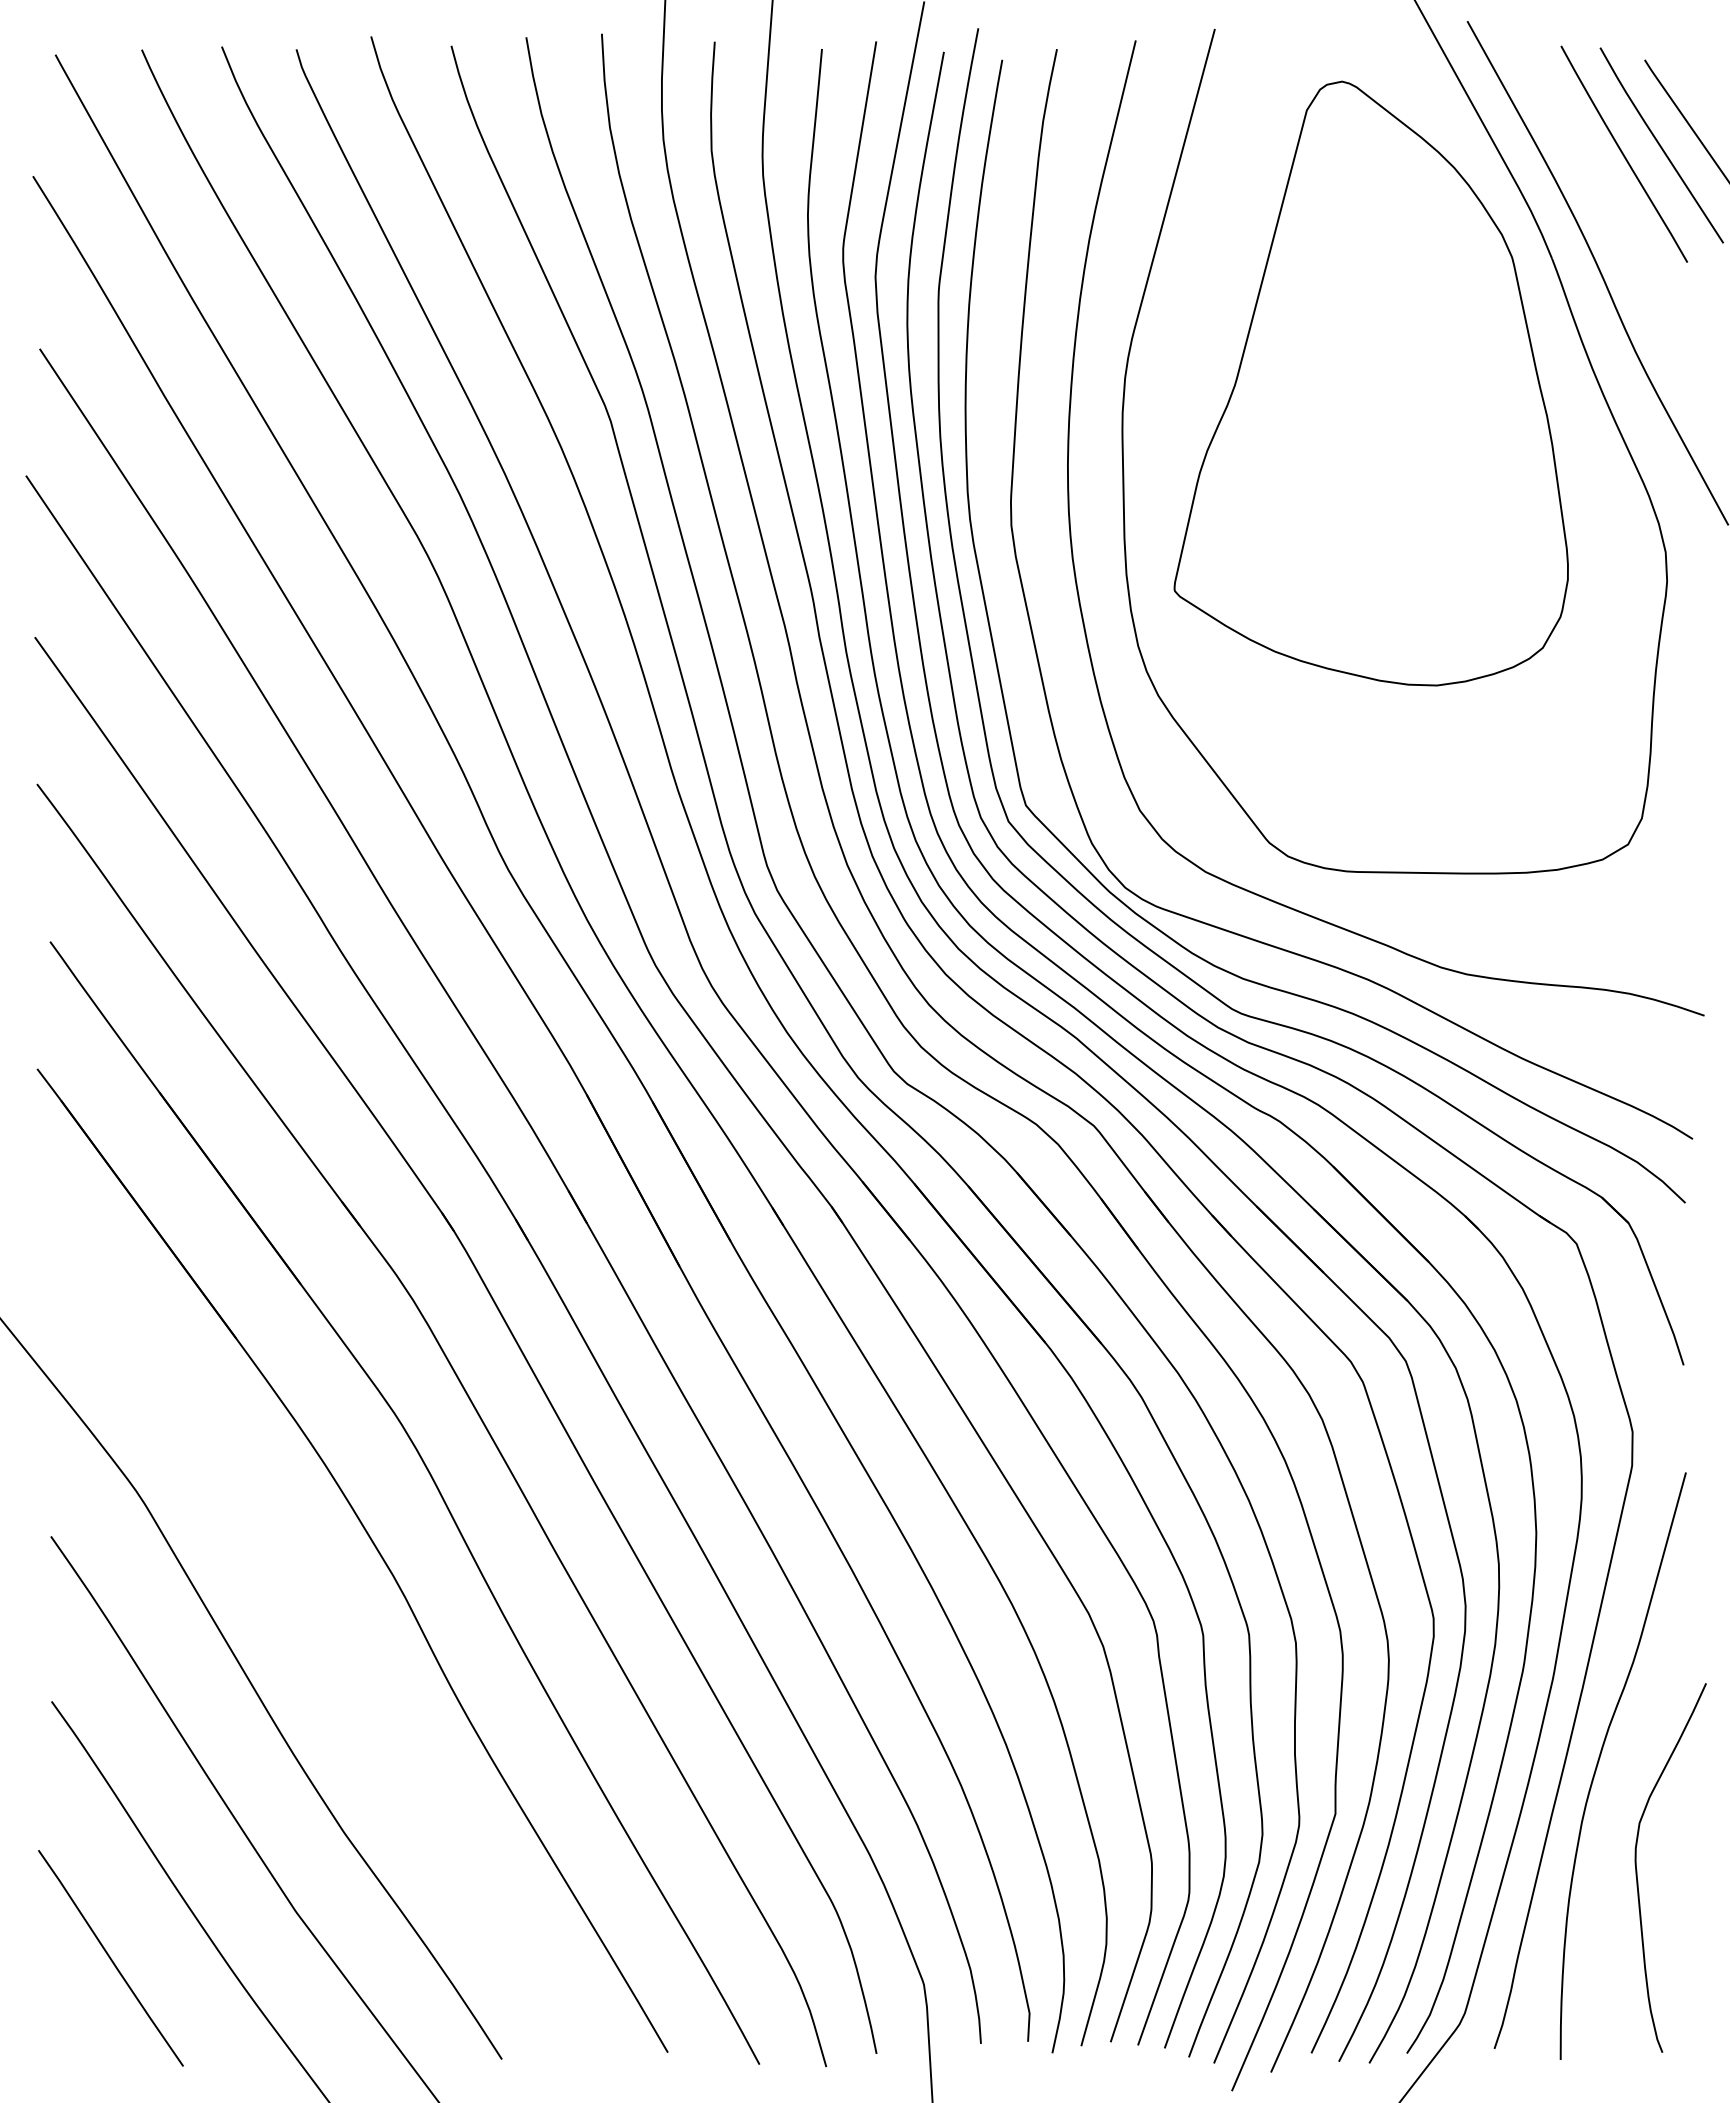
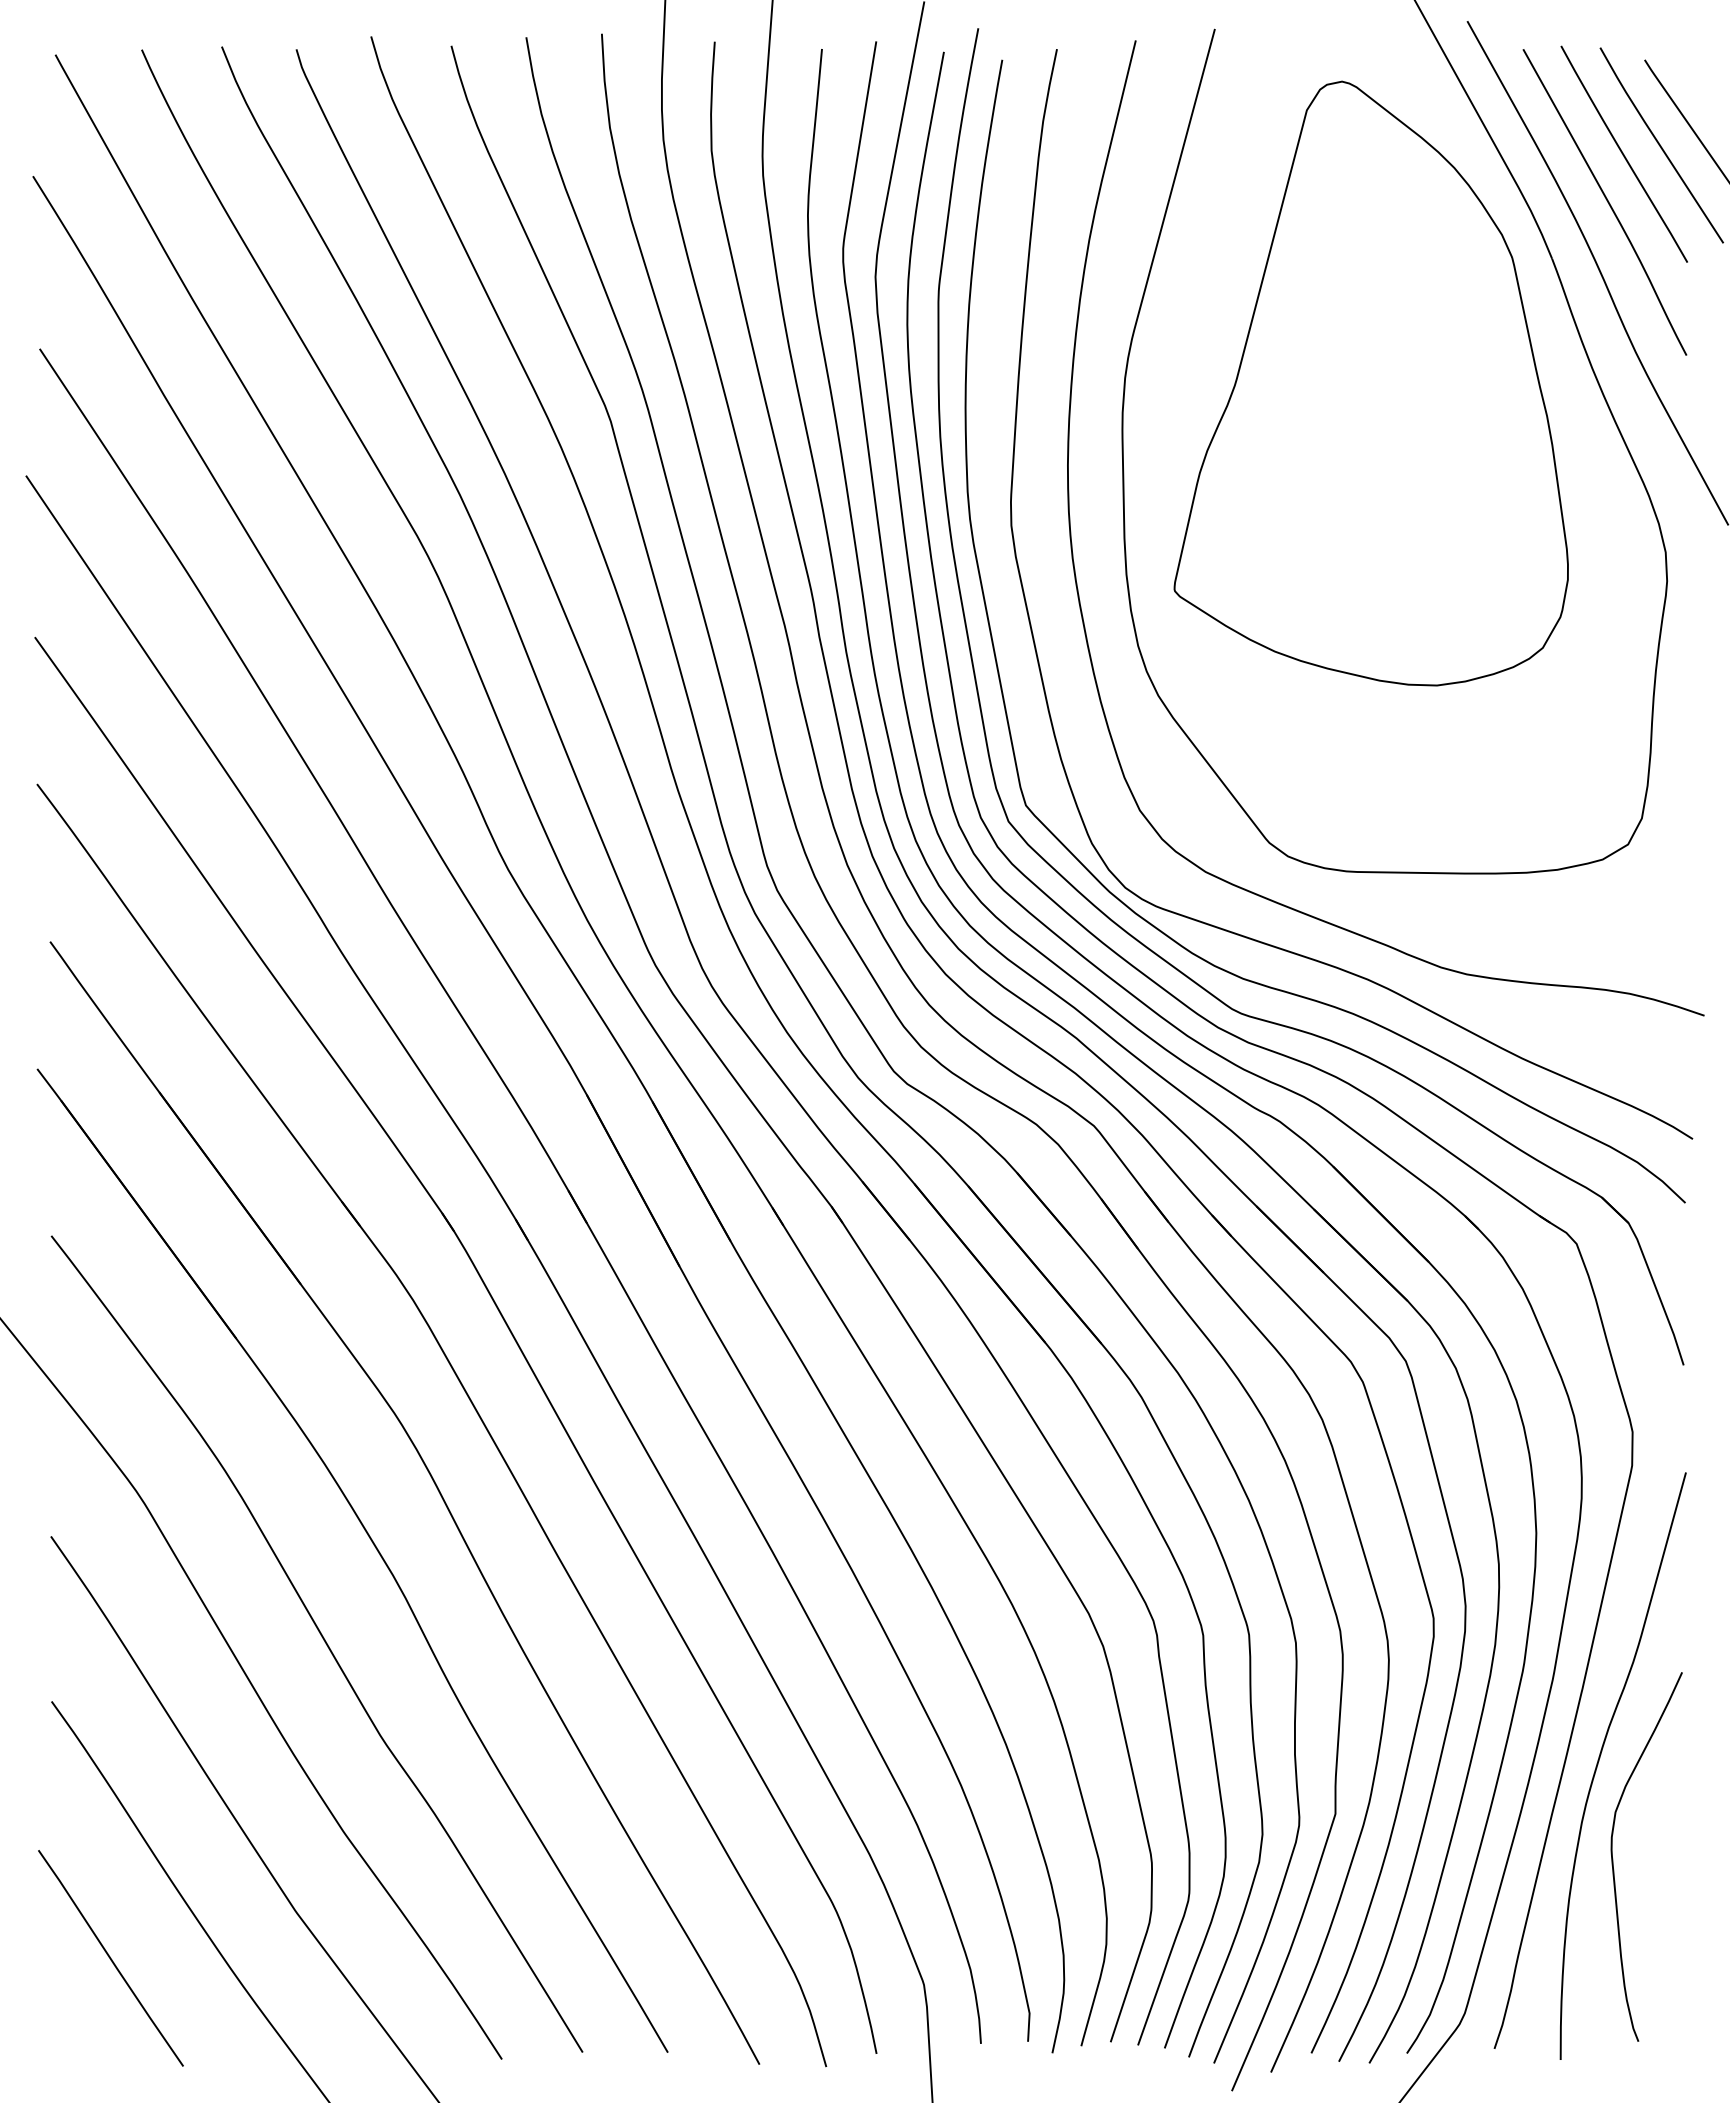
curve: none -> present (1606, 200)
curve: none -> present (323, 1640)
curve position: (1637, 1869) -> (1613, 1858) (1613, 1858)
